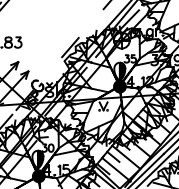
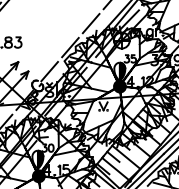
line: none -> present (90, 23)
line: none -> present (49, 71)
